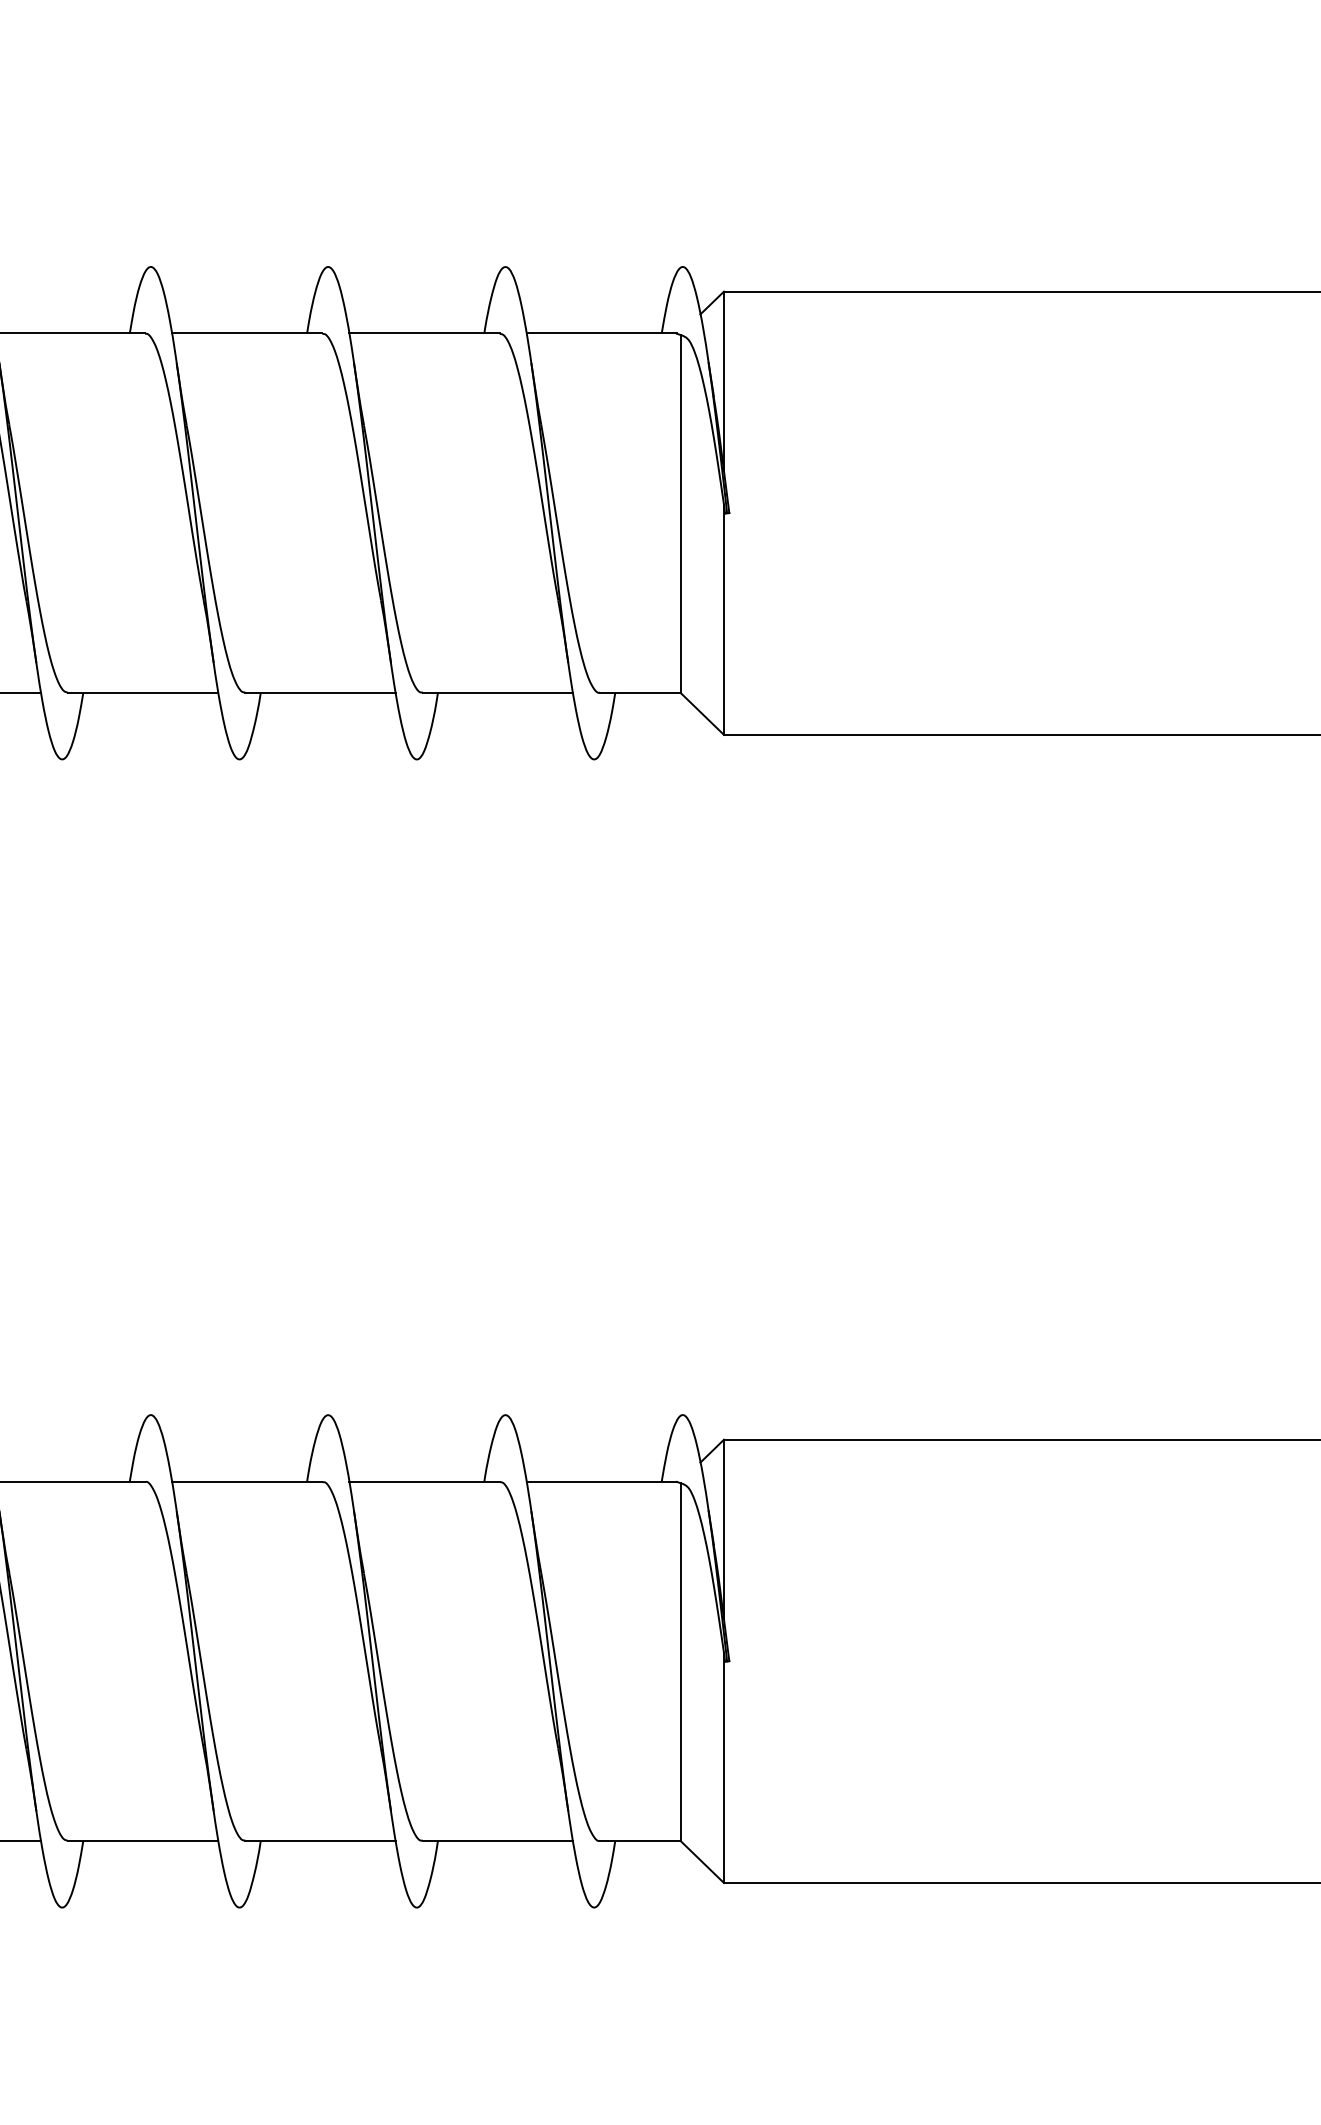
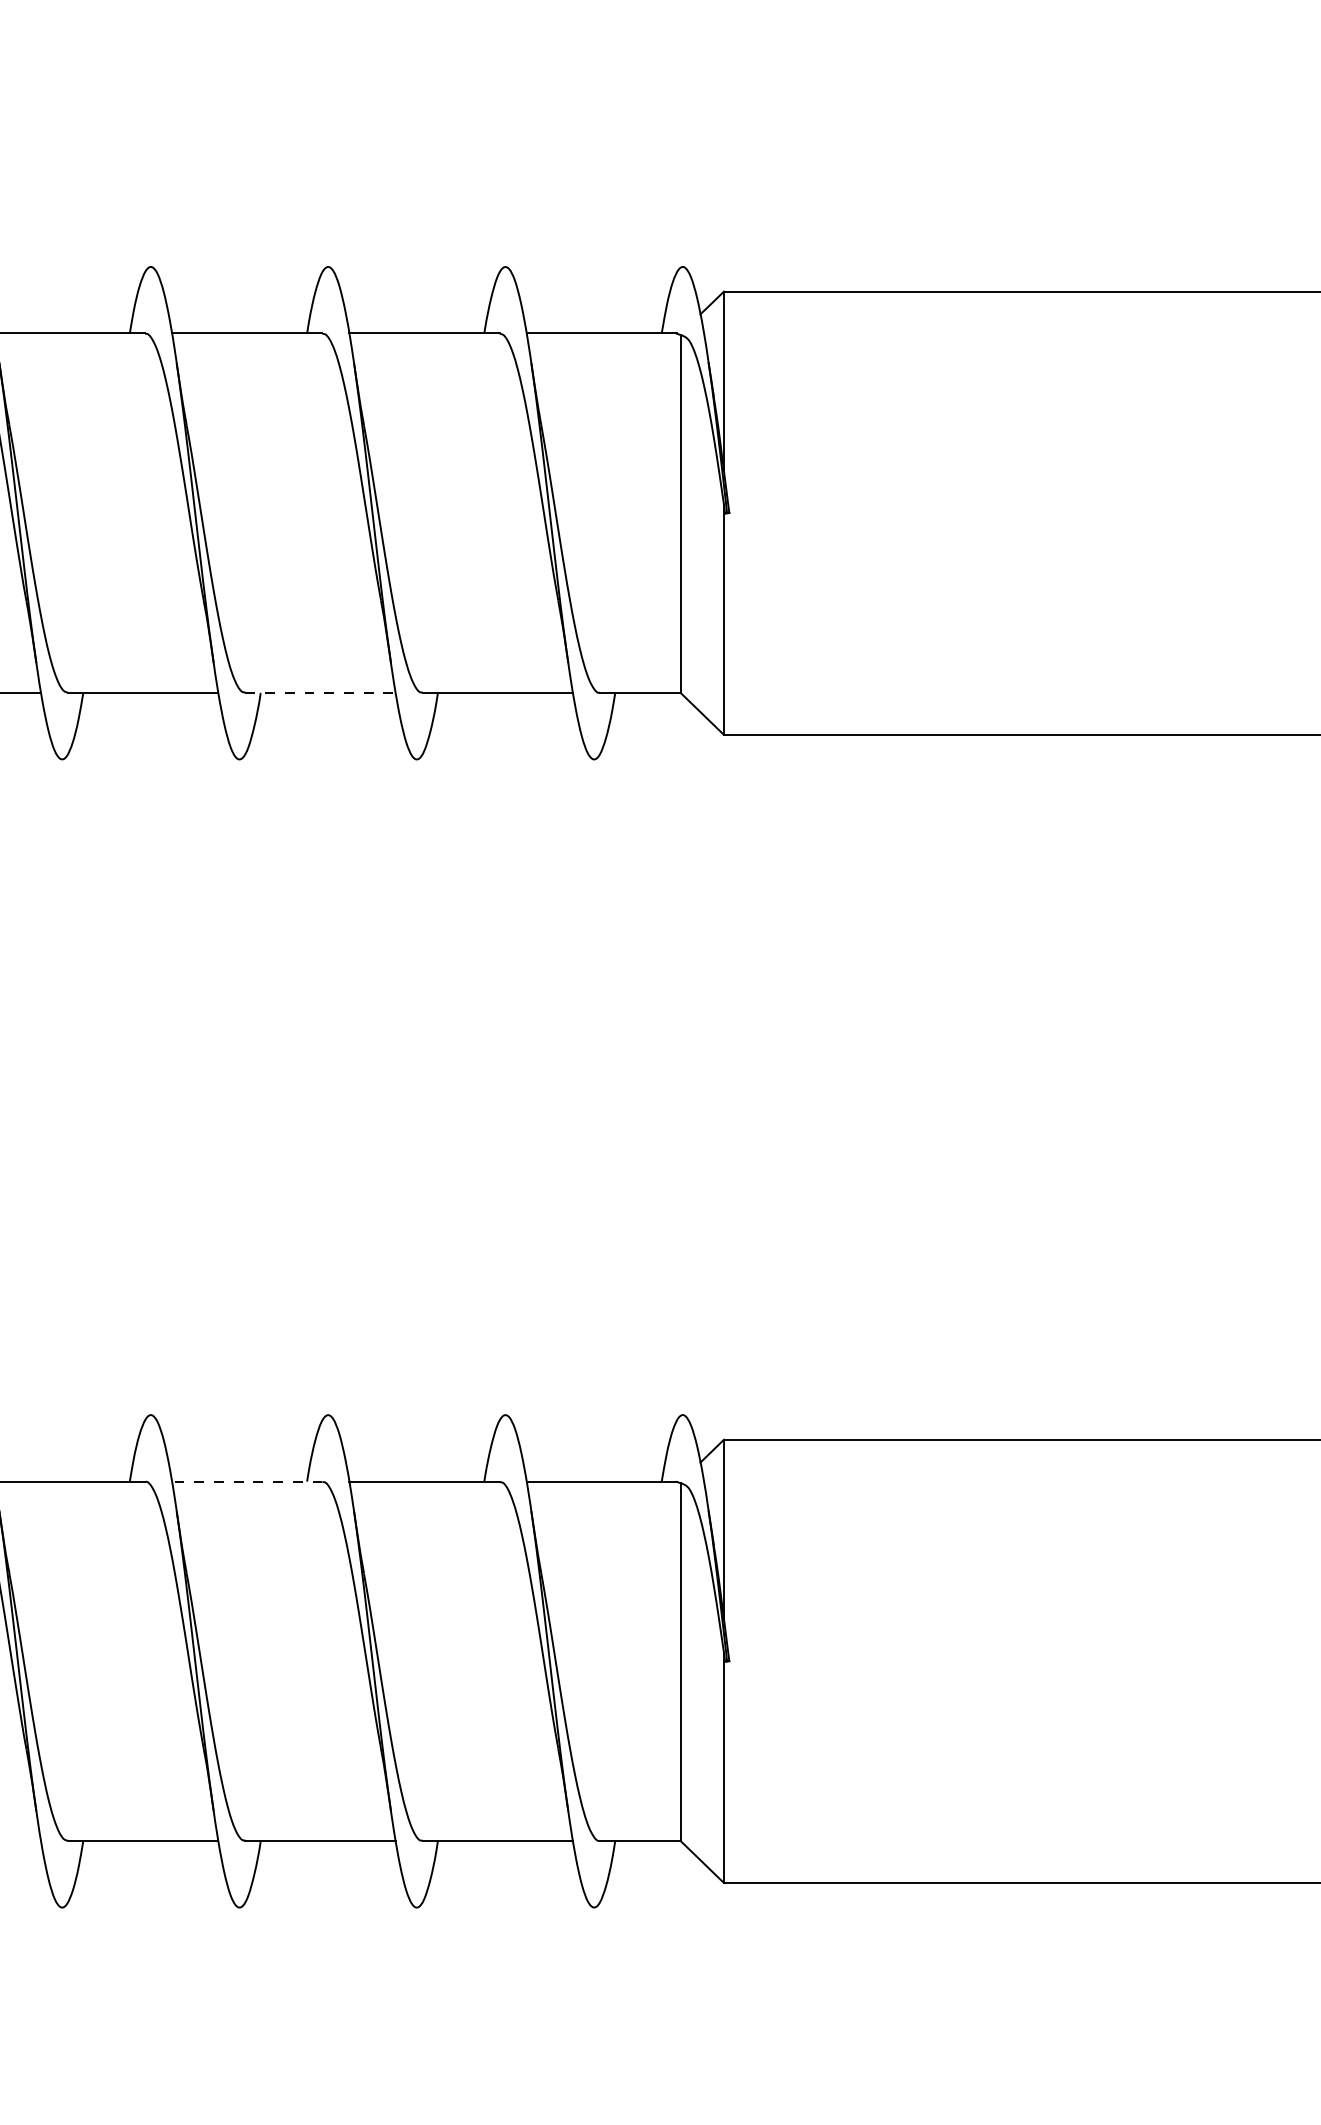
line: solid -> dashed (321, 693)
line: solid -> dashed (246, 1481)
line: present -> none (21, 1841)
